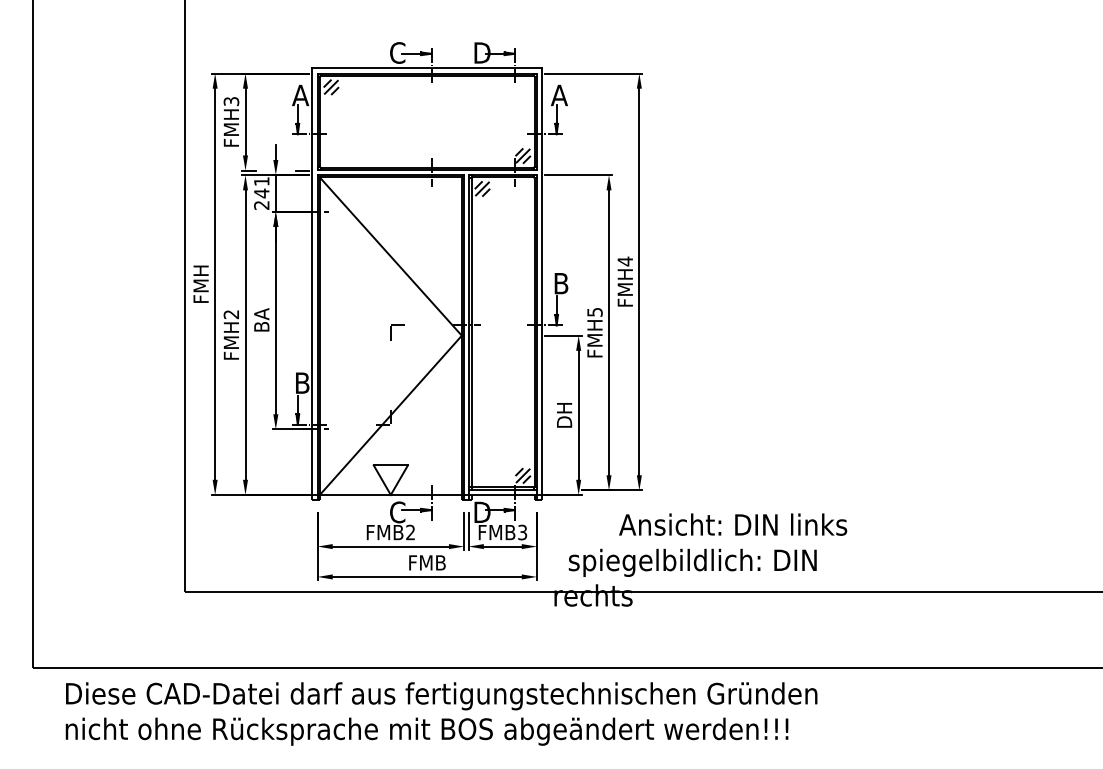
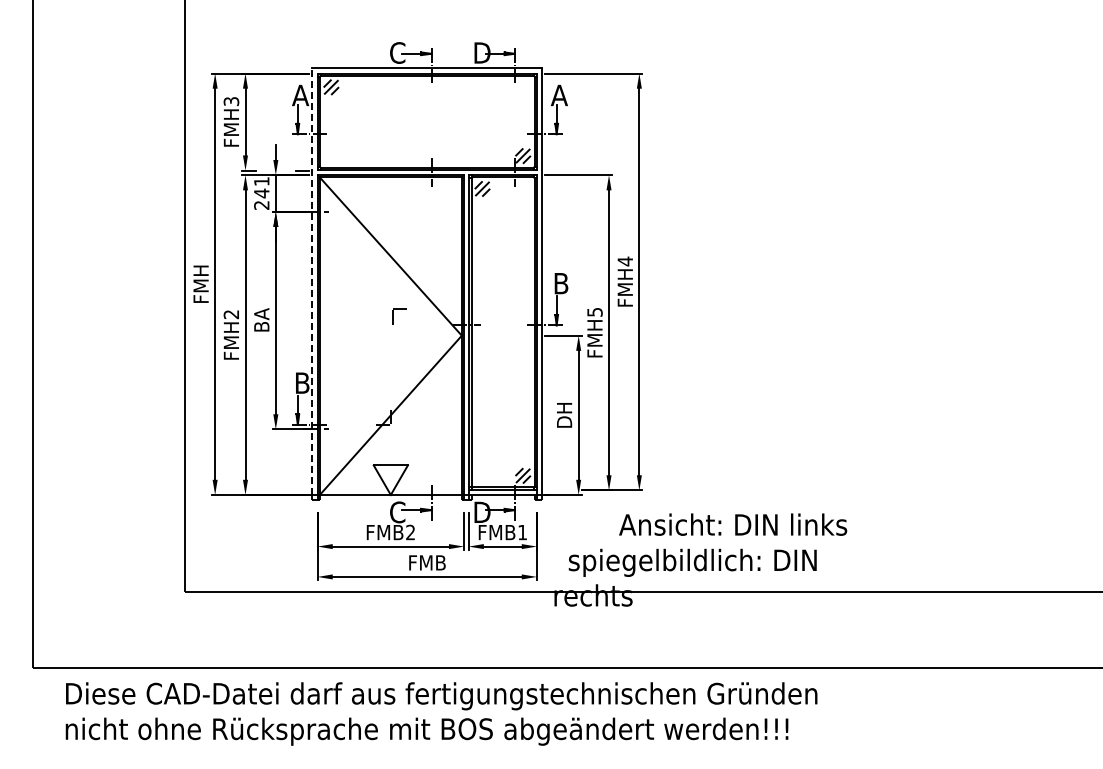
line: solid -> dashed (312, 281)
part position: (397, 332) -> (399, 316) (399, 316)
text: FMB3 -> FMB1 (522, 532)
